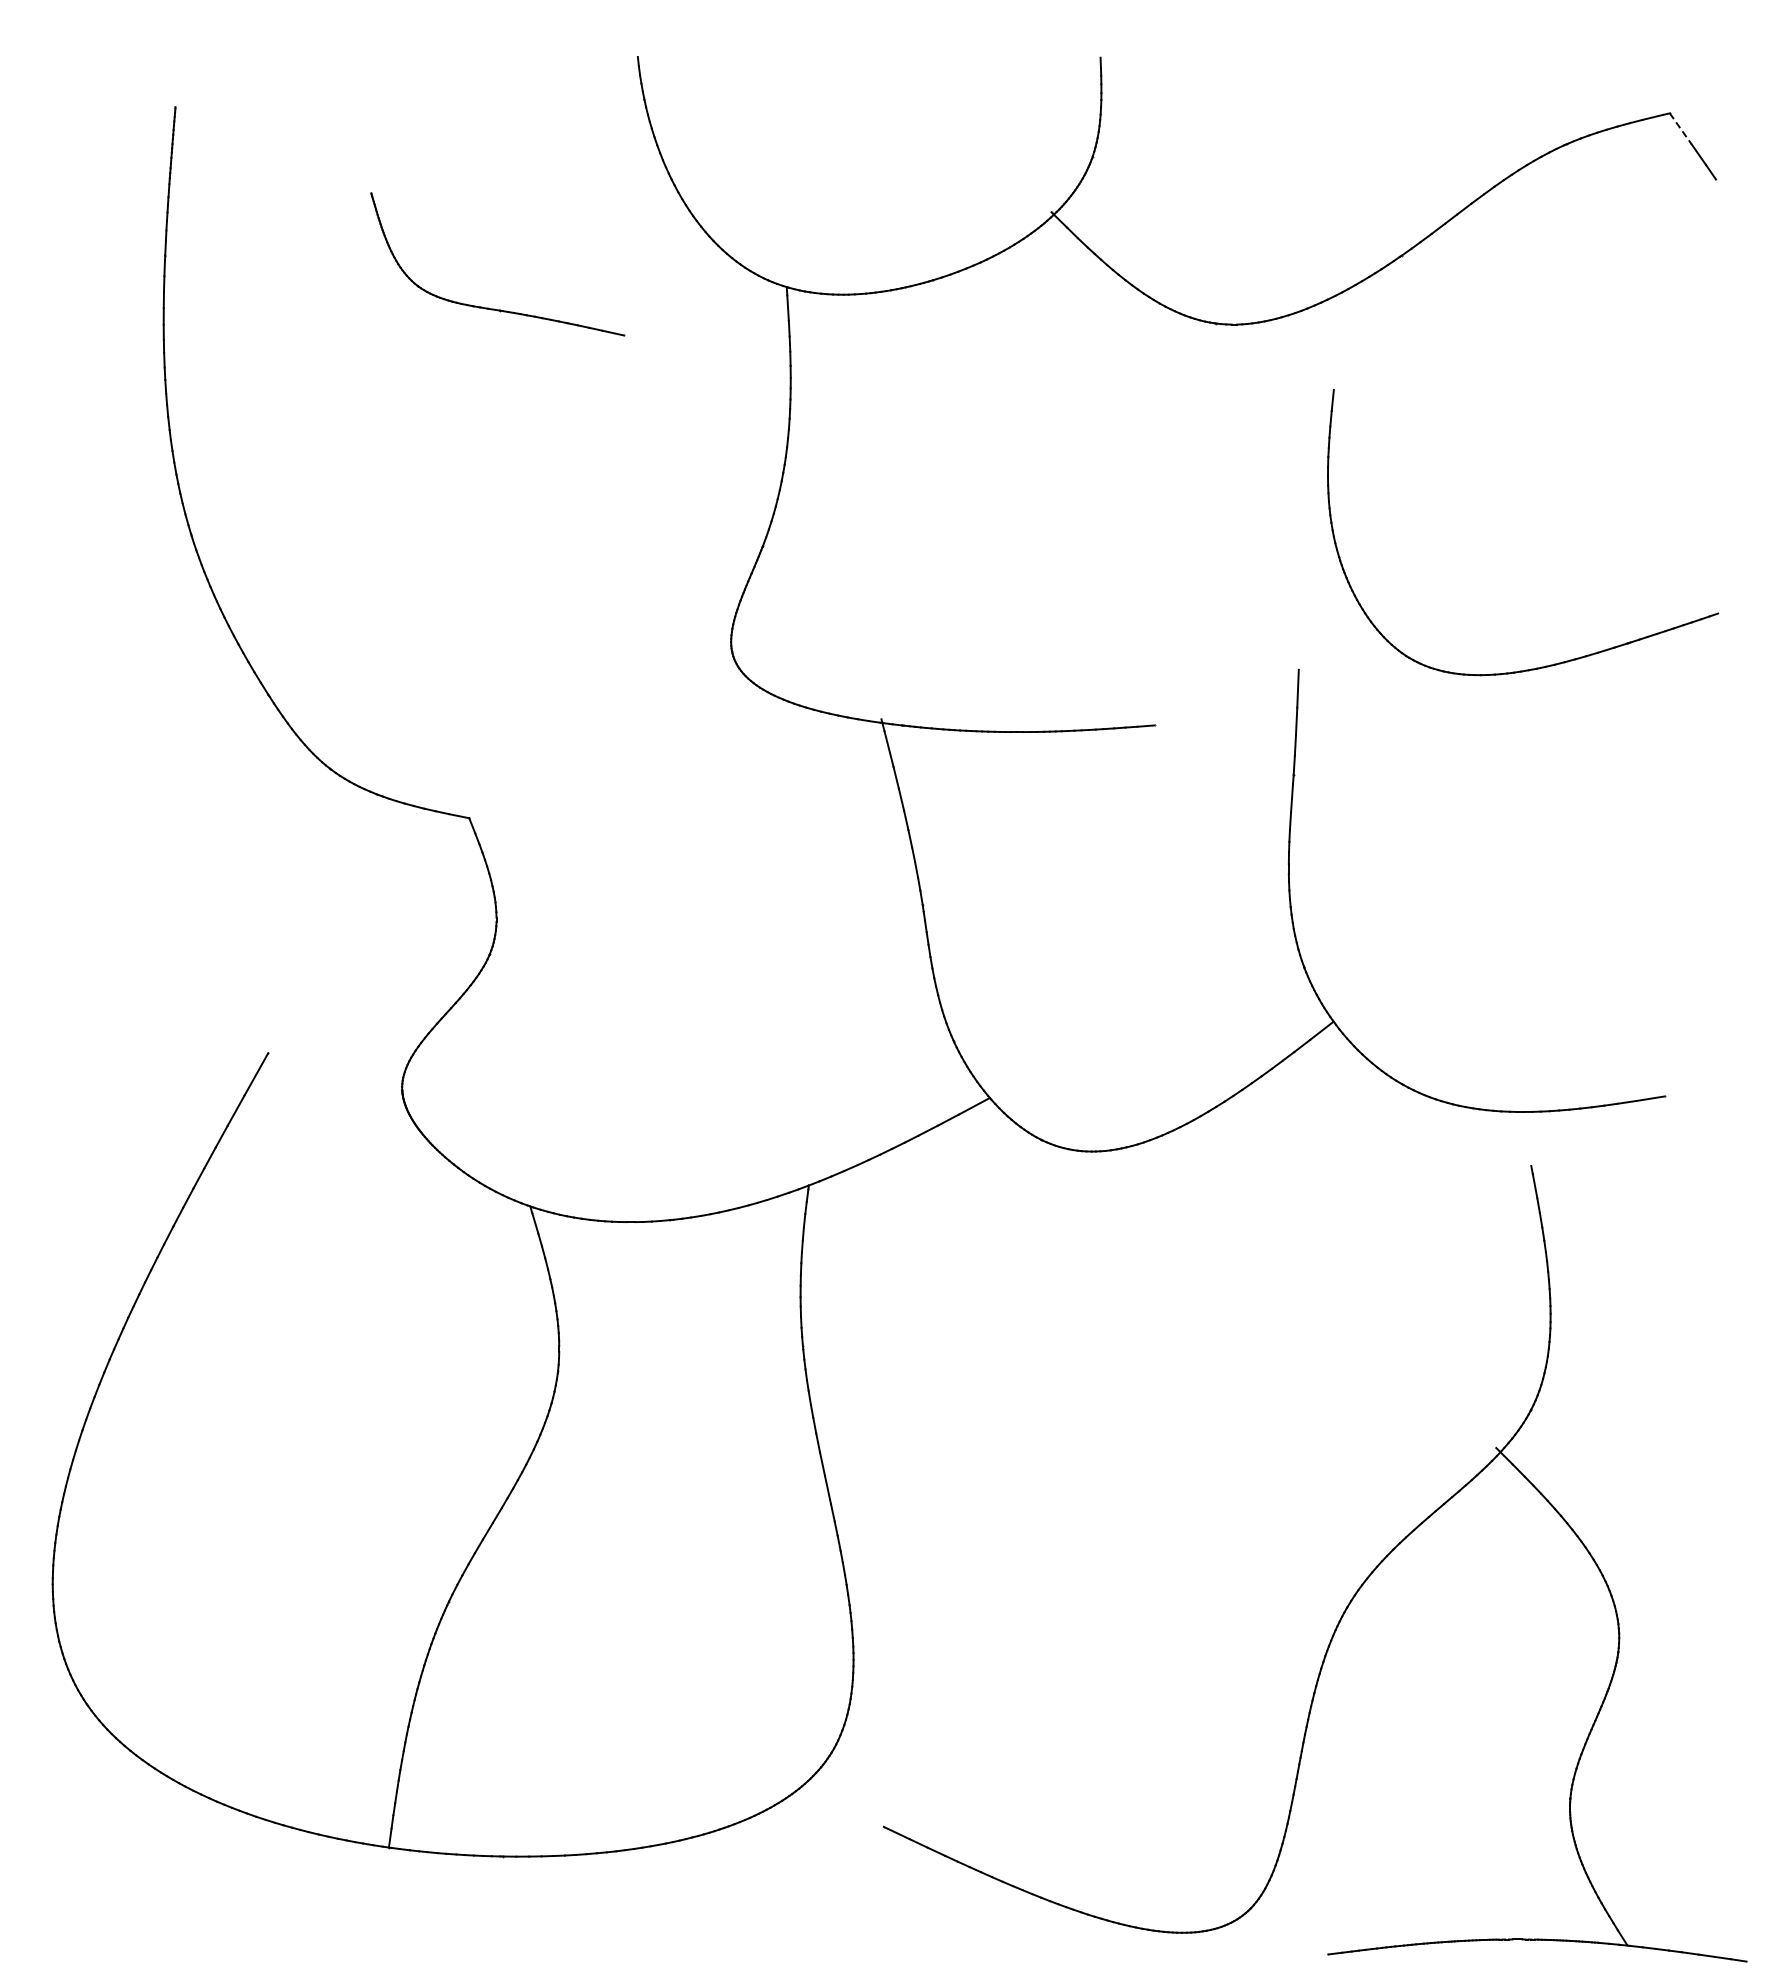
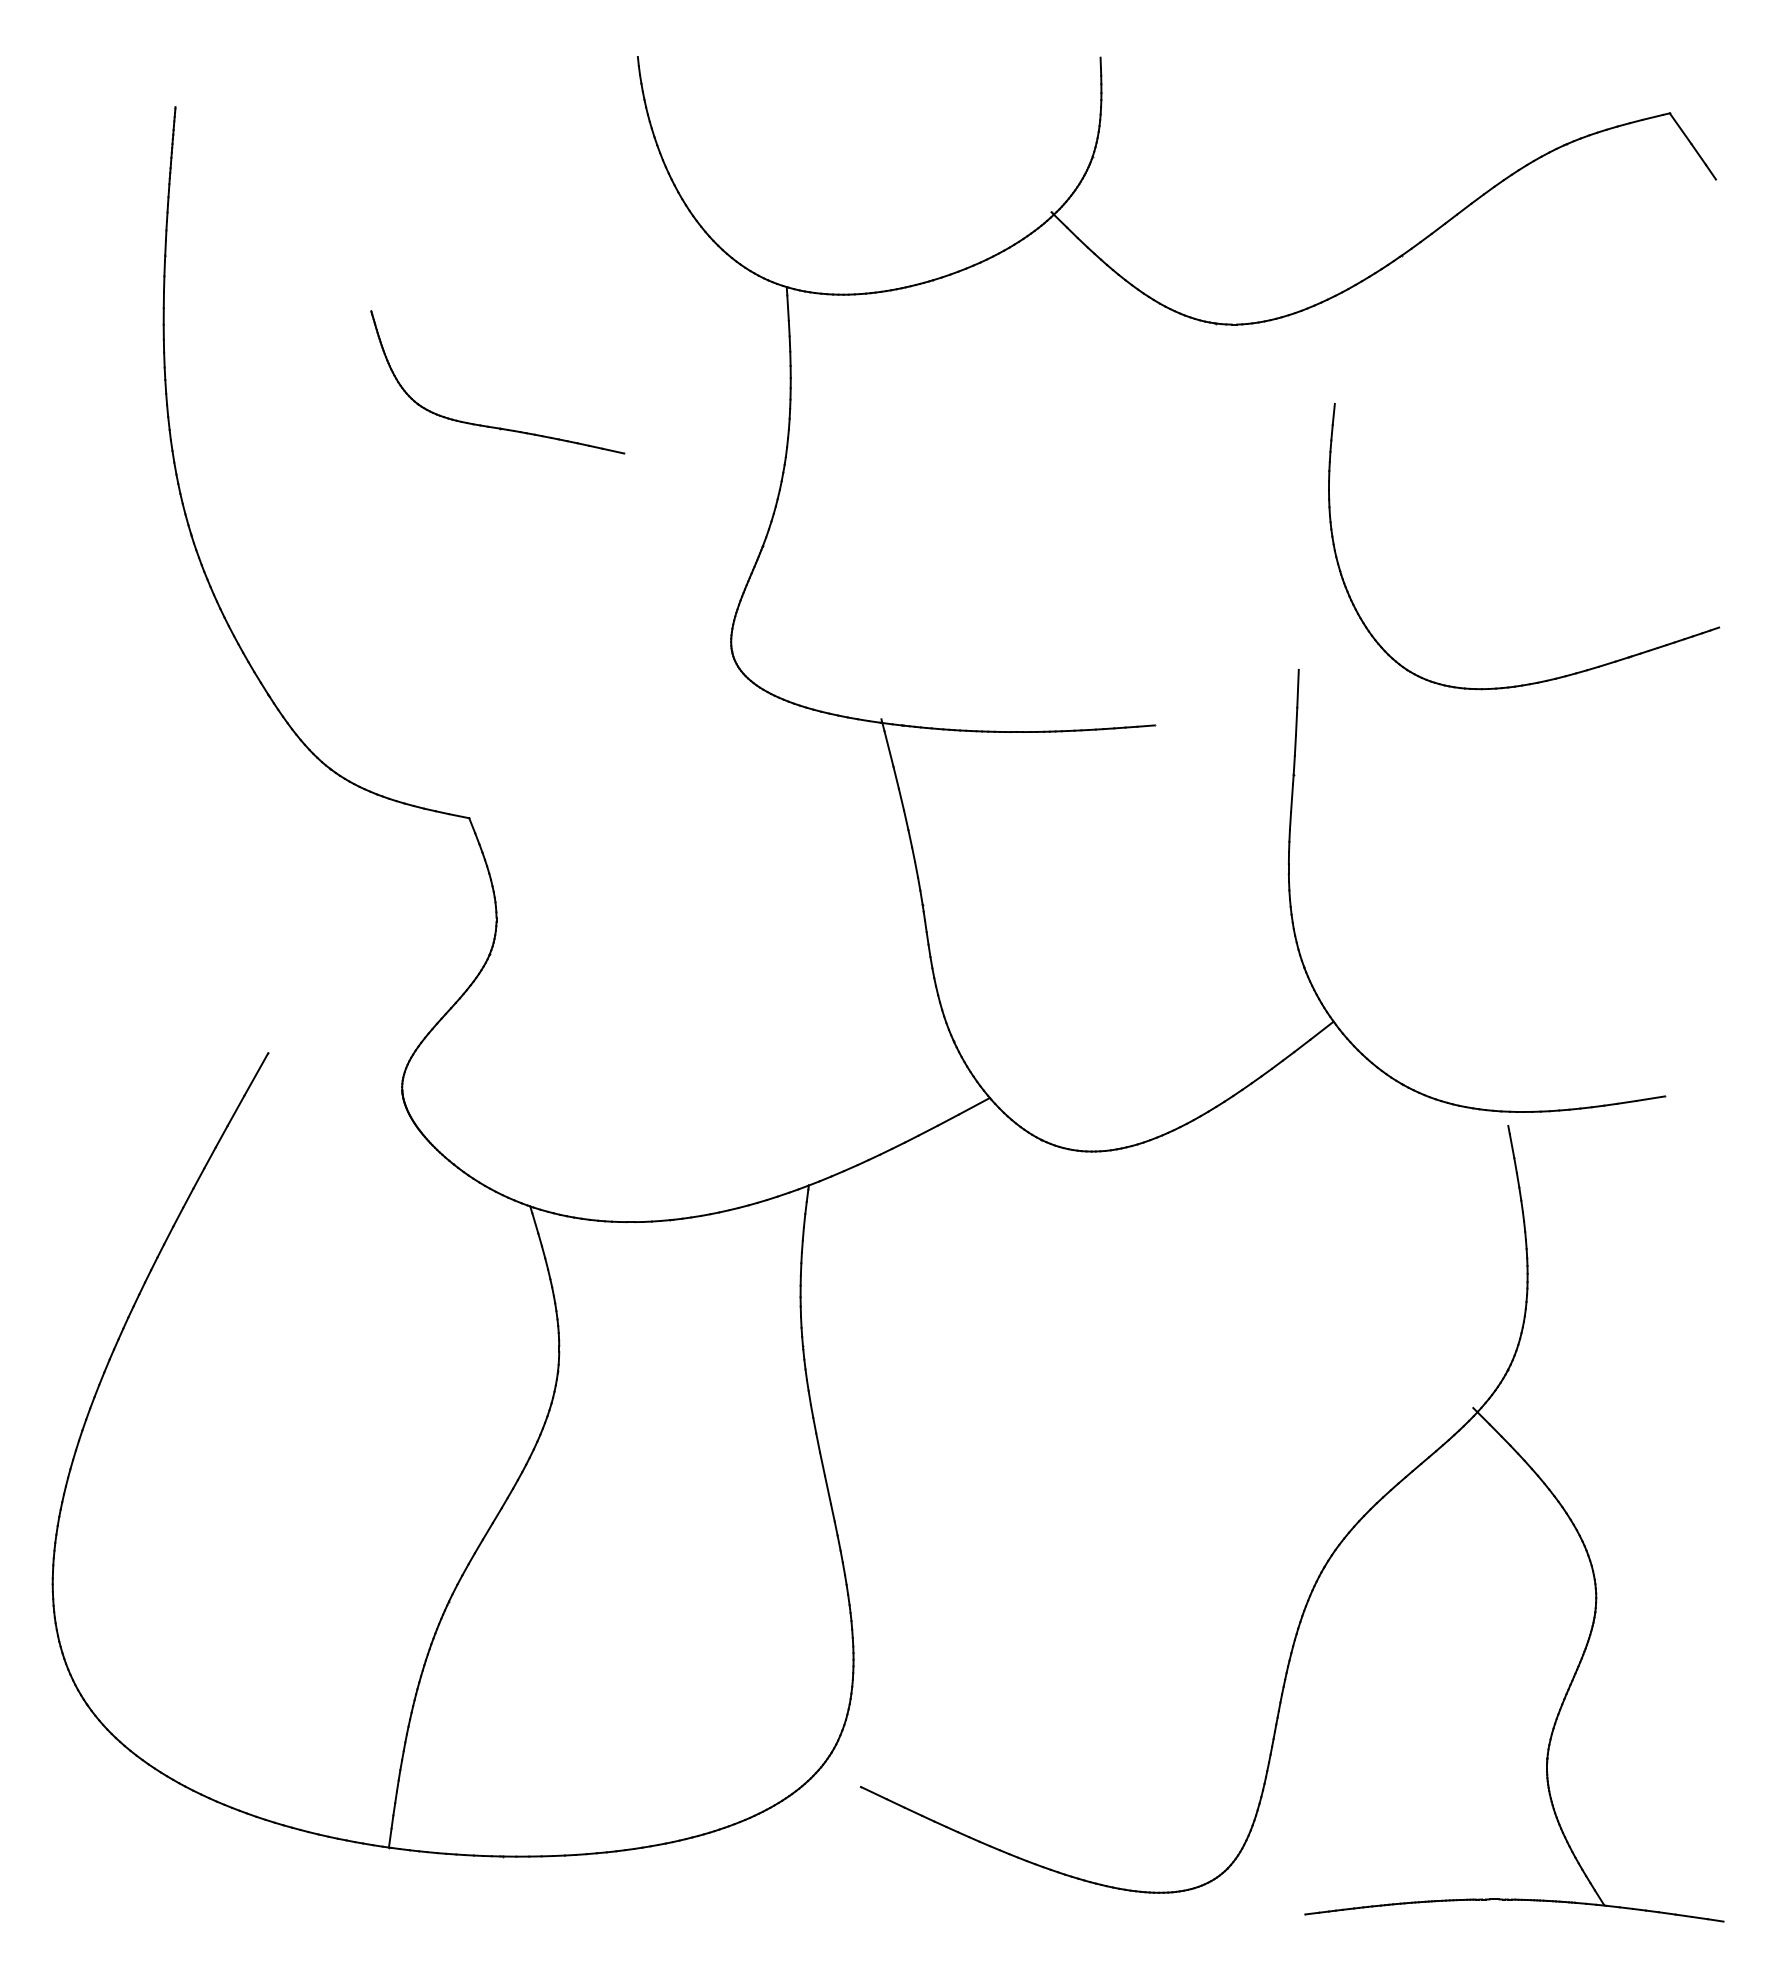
line: dashed -> solid (1680, 128)
part position: (488, 307) -> (488, 425) (488, 425)
part position: (1554, 663) -> (1555, 677) (1555, 677)
part position: (1355, 1592) -> (1332, 1552) (1332, 1552)
